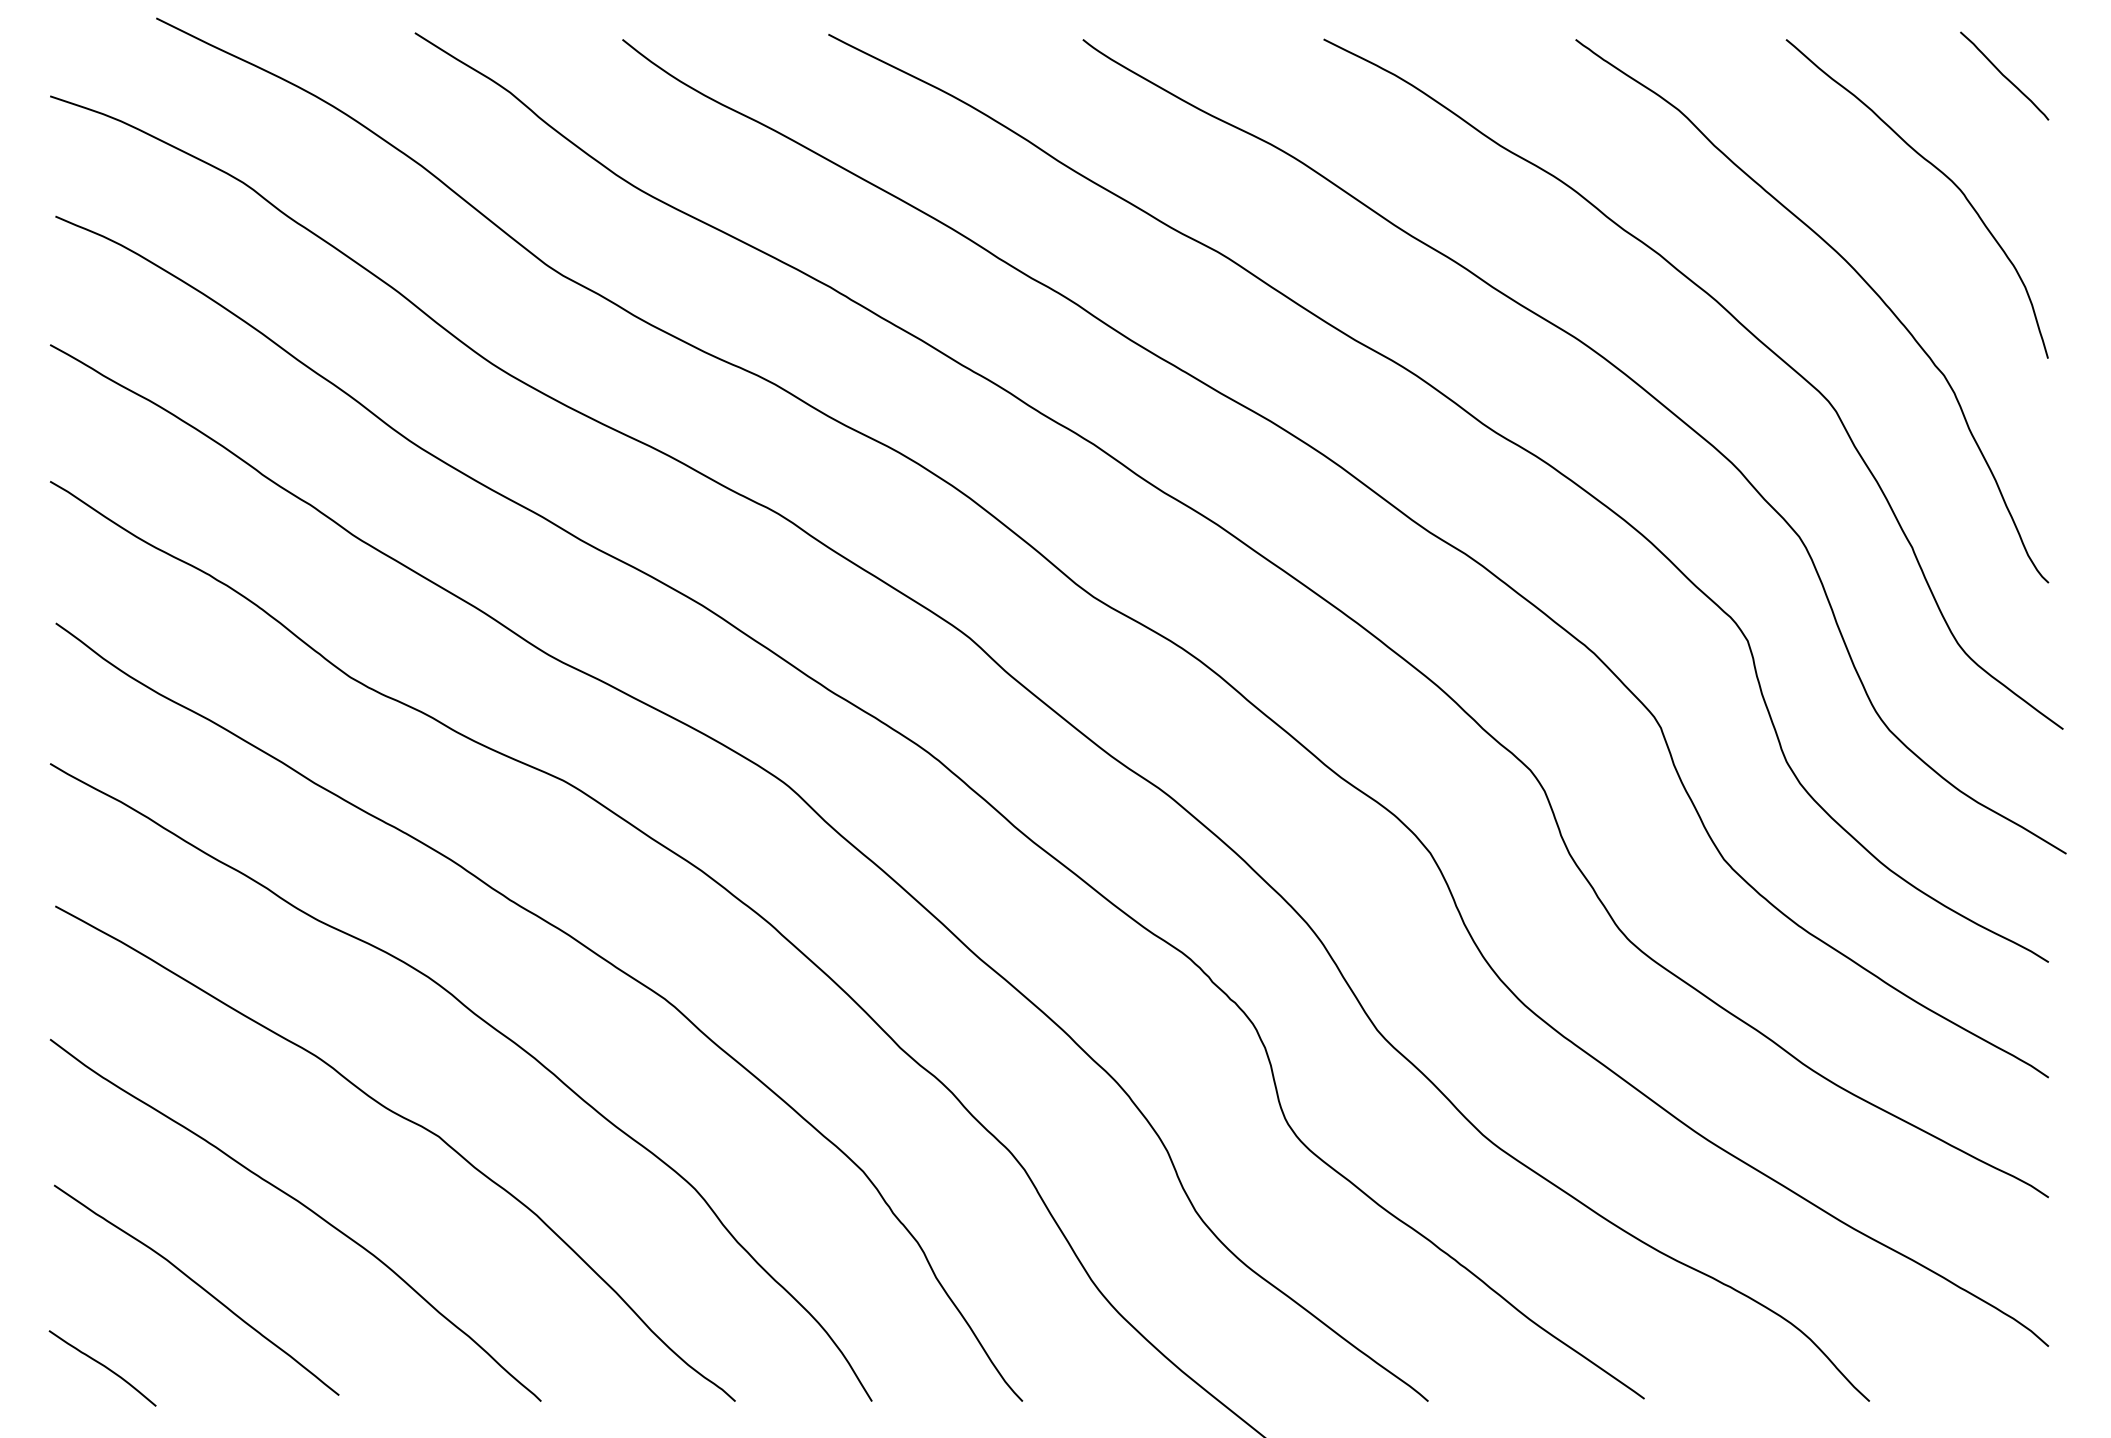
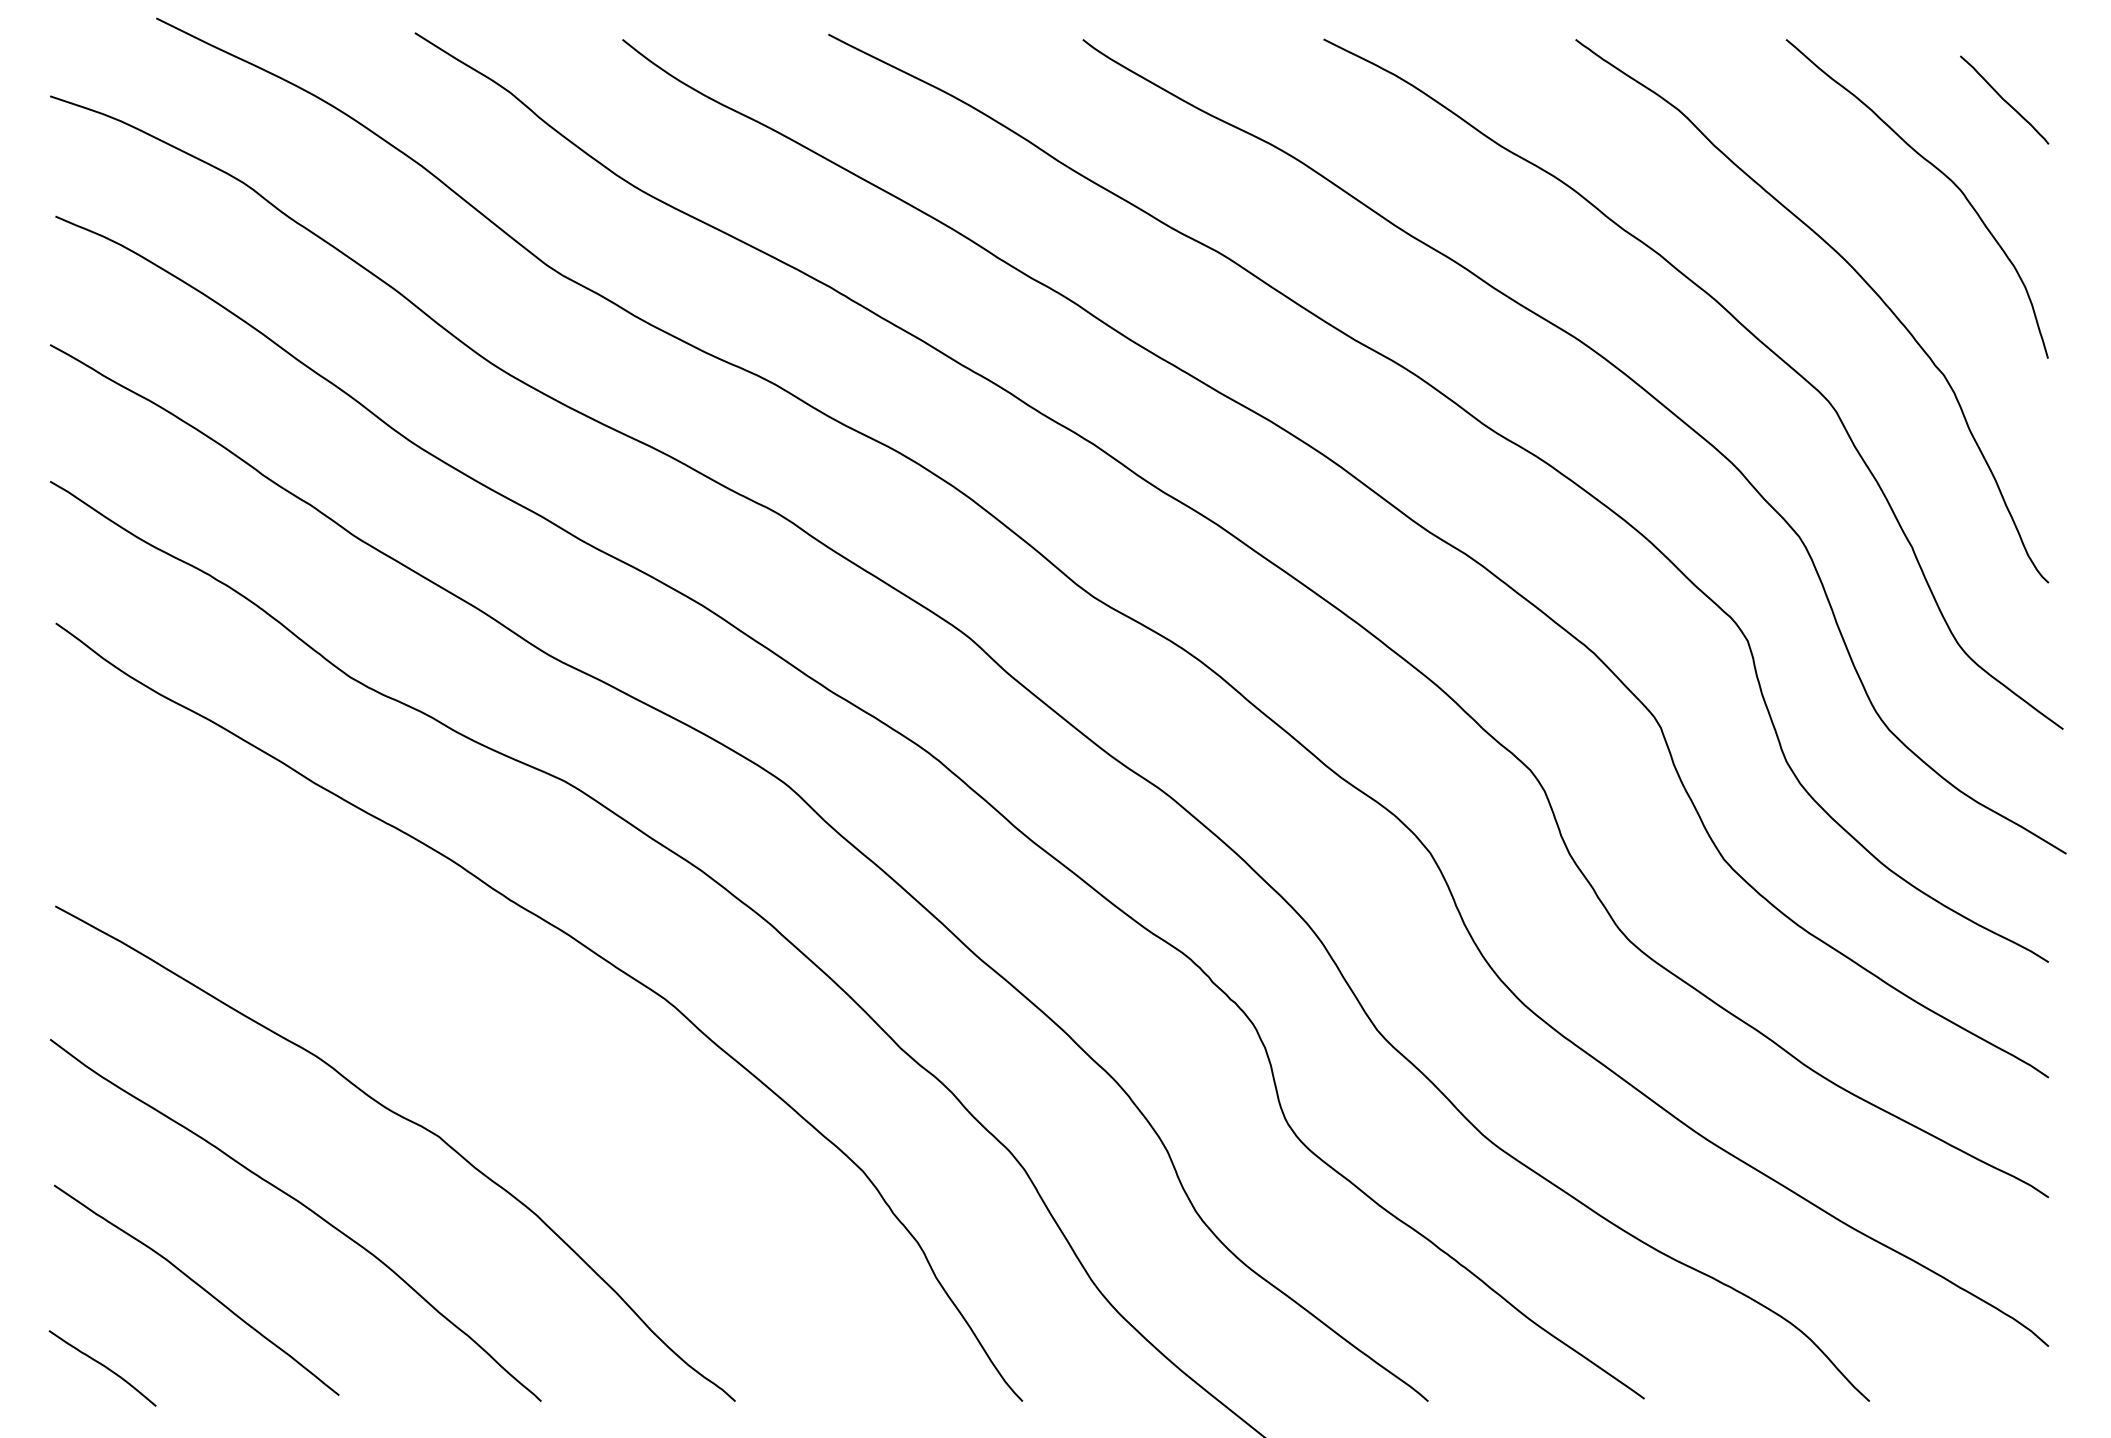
line position: (2004, 75) -> (2004, 99) (2004, 99)
curve: present -> none (496, 1031)
